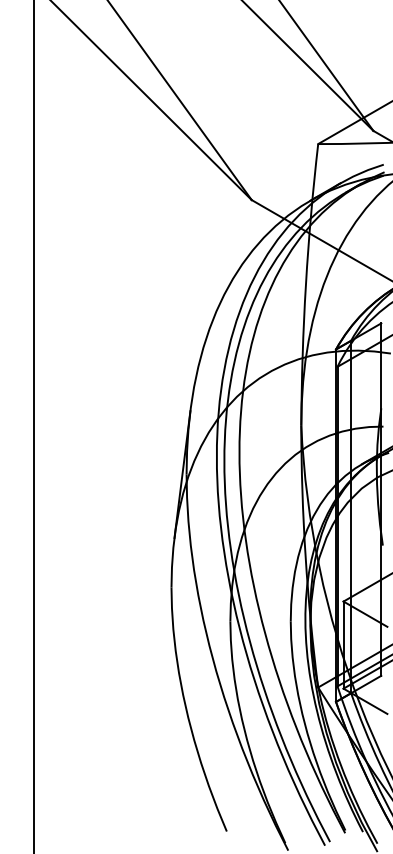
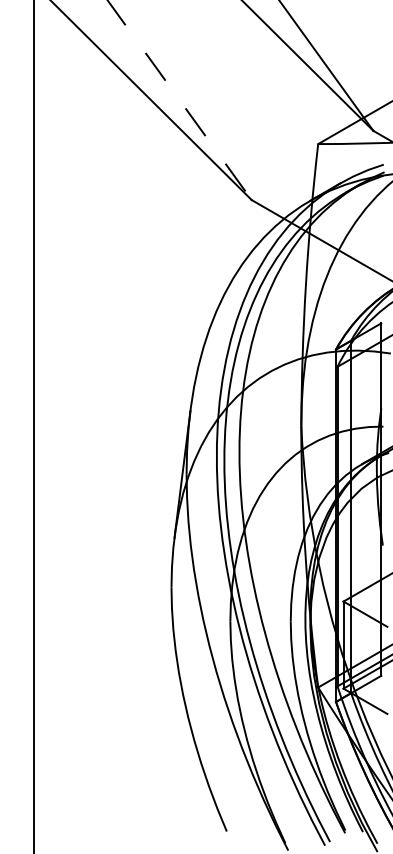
line: solid -> dashed (179, 100)
